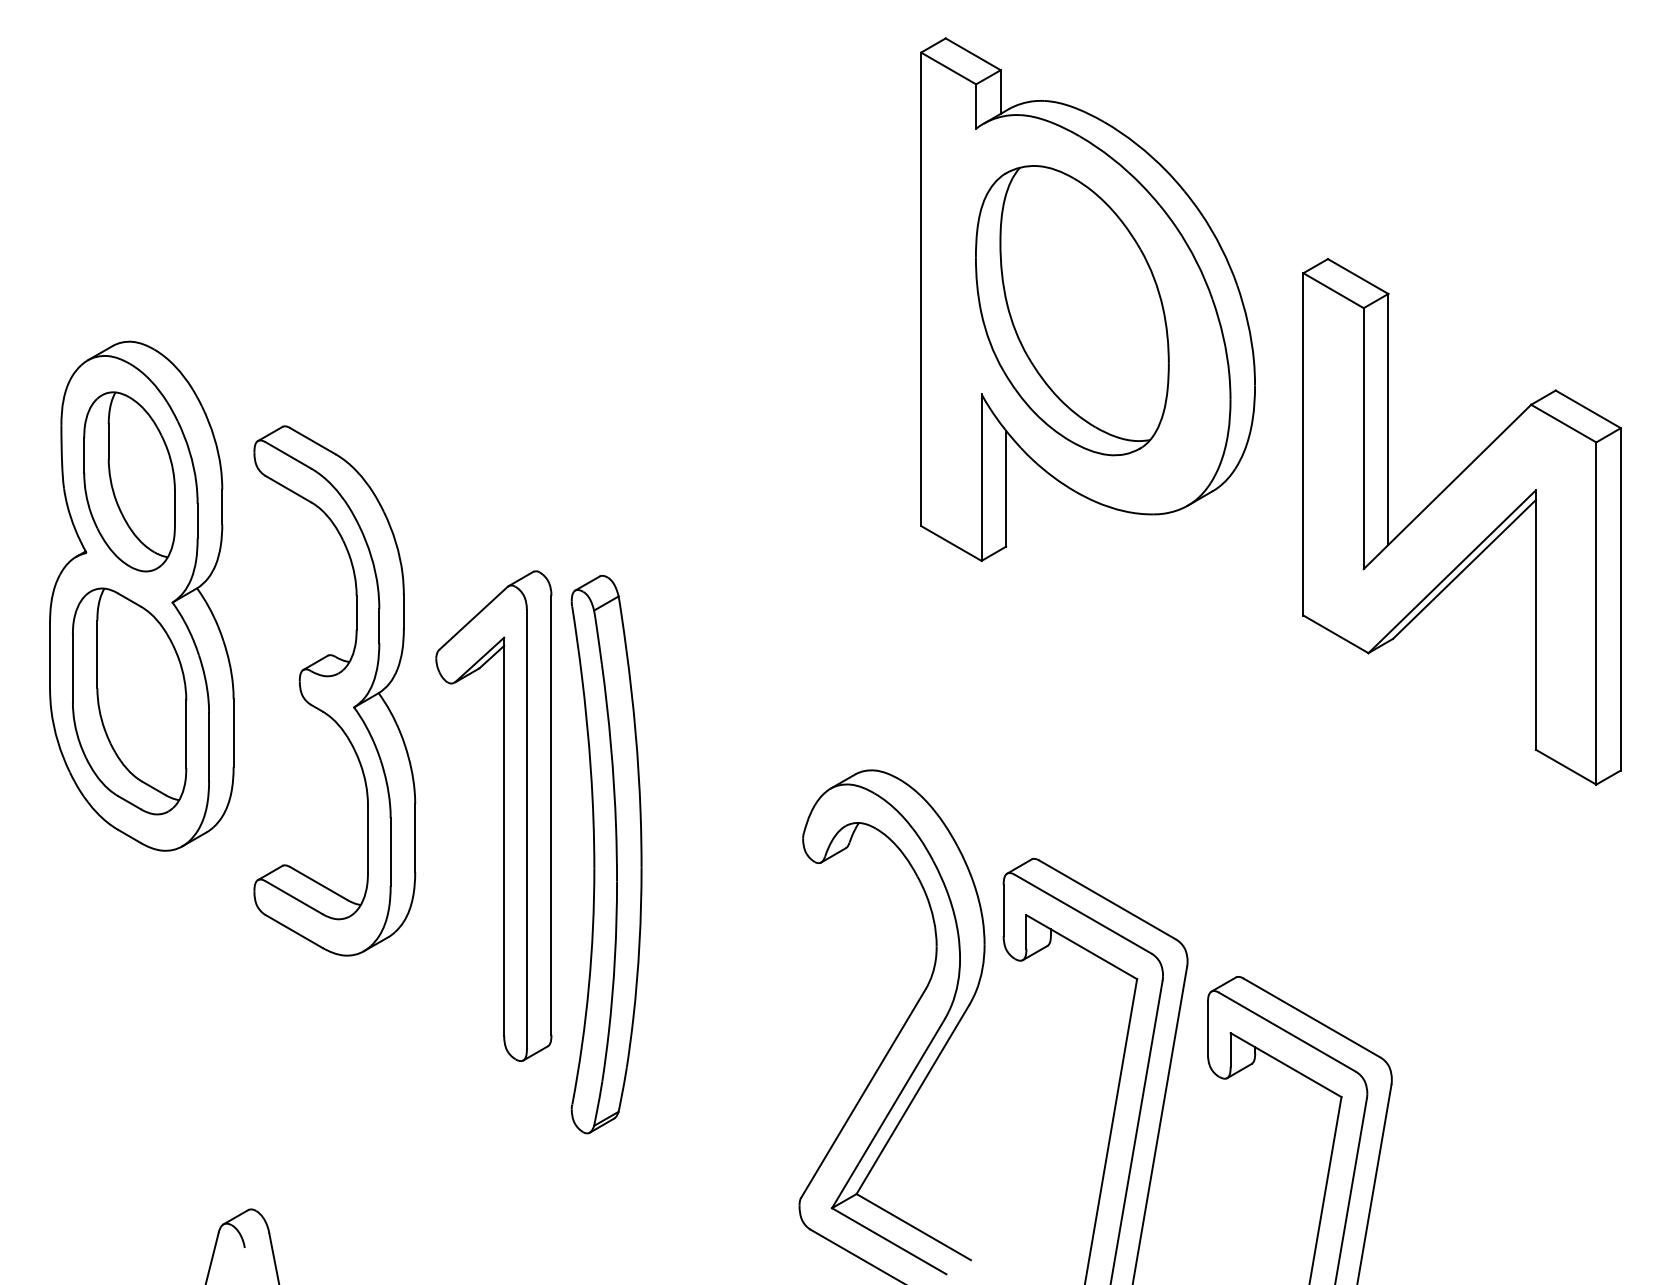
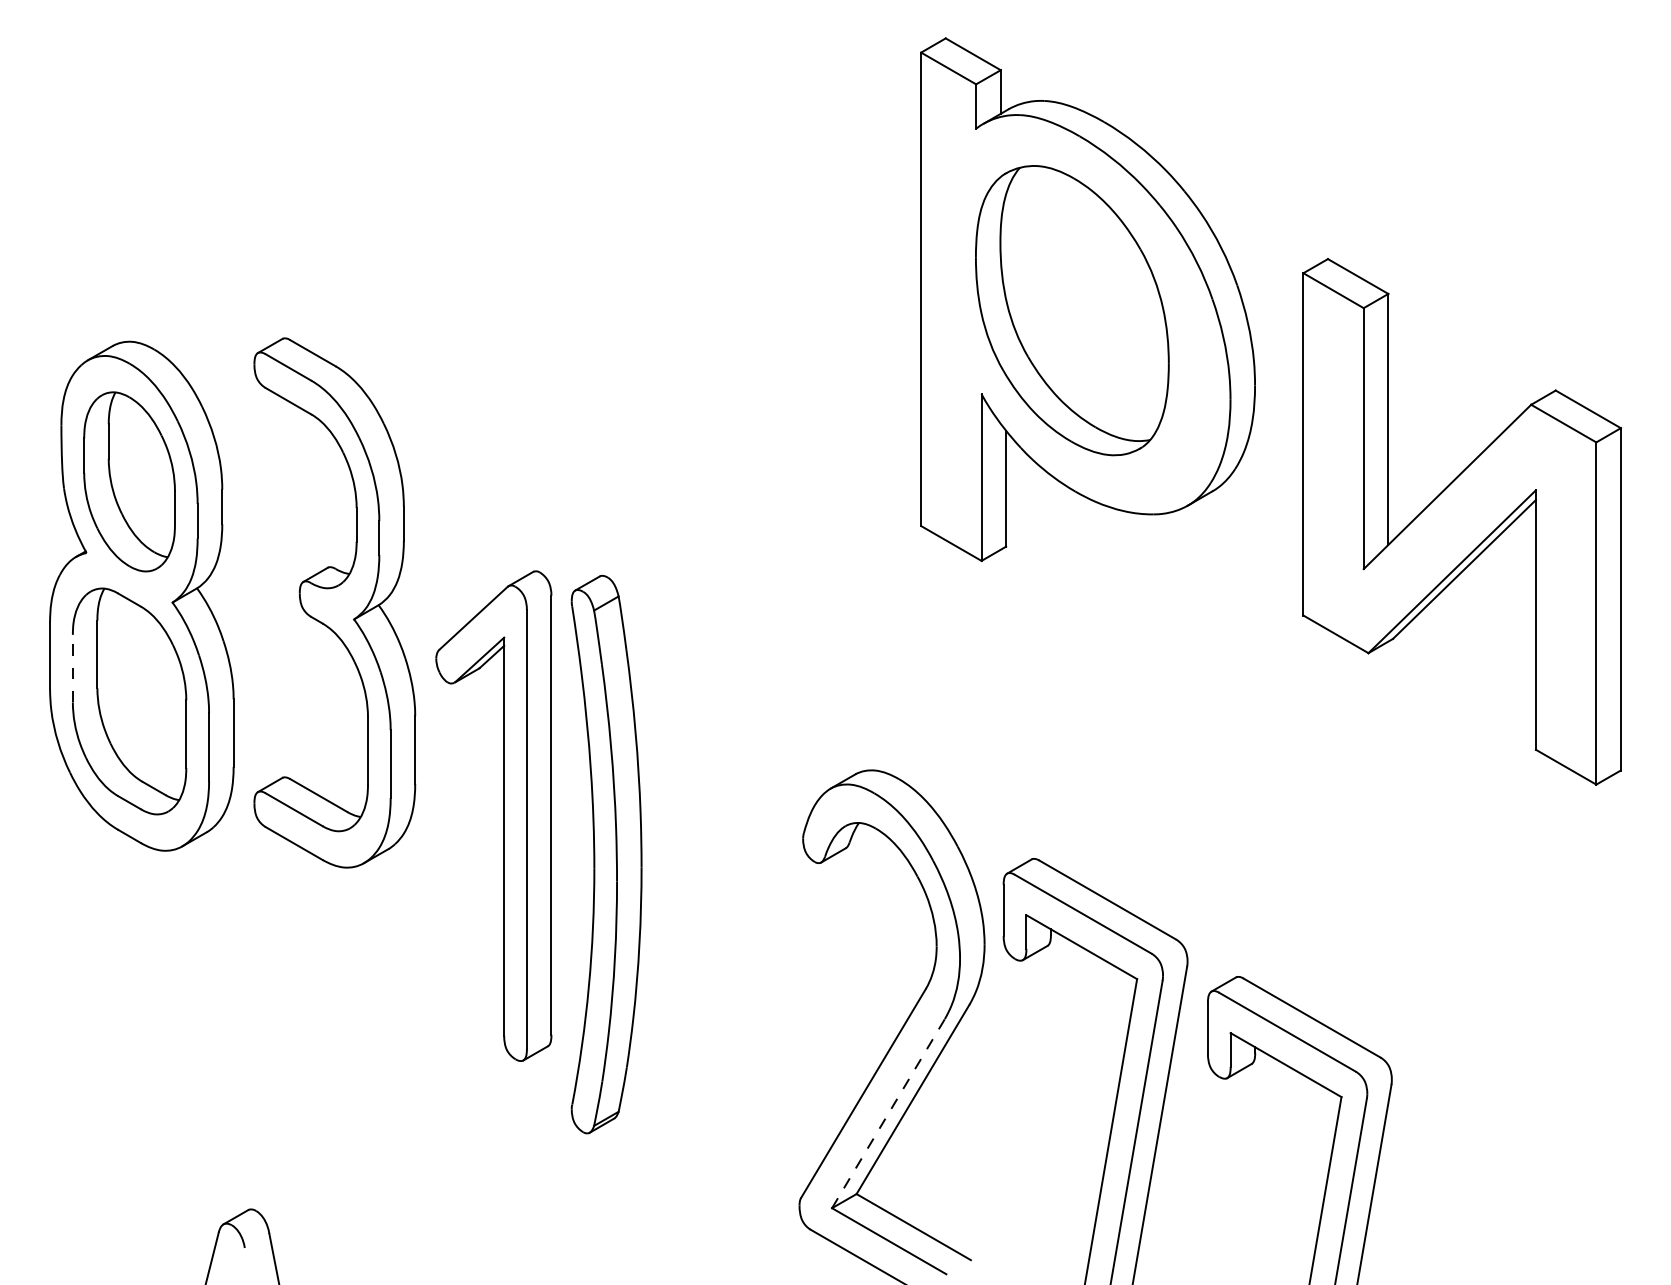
line: solid -> dashed (72, 668)
part position: (334, 690) -> (334, 602) (334, 602)
line: solid -> dashed (888, 1113)
